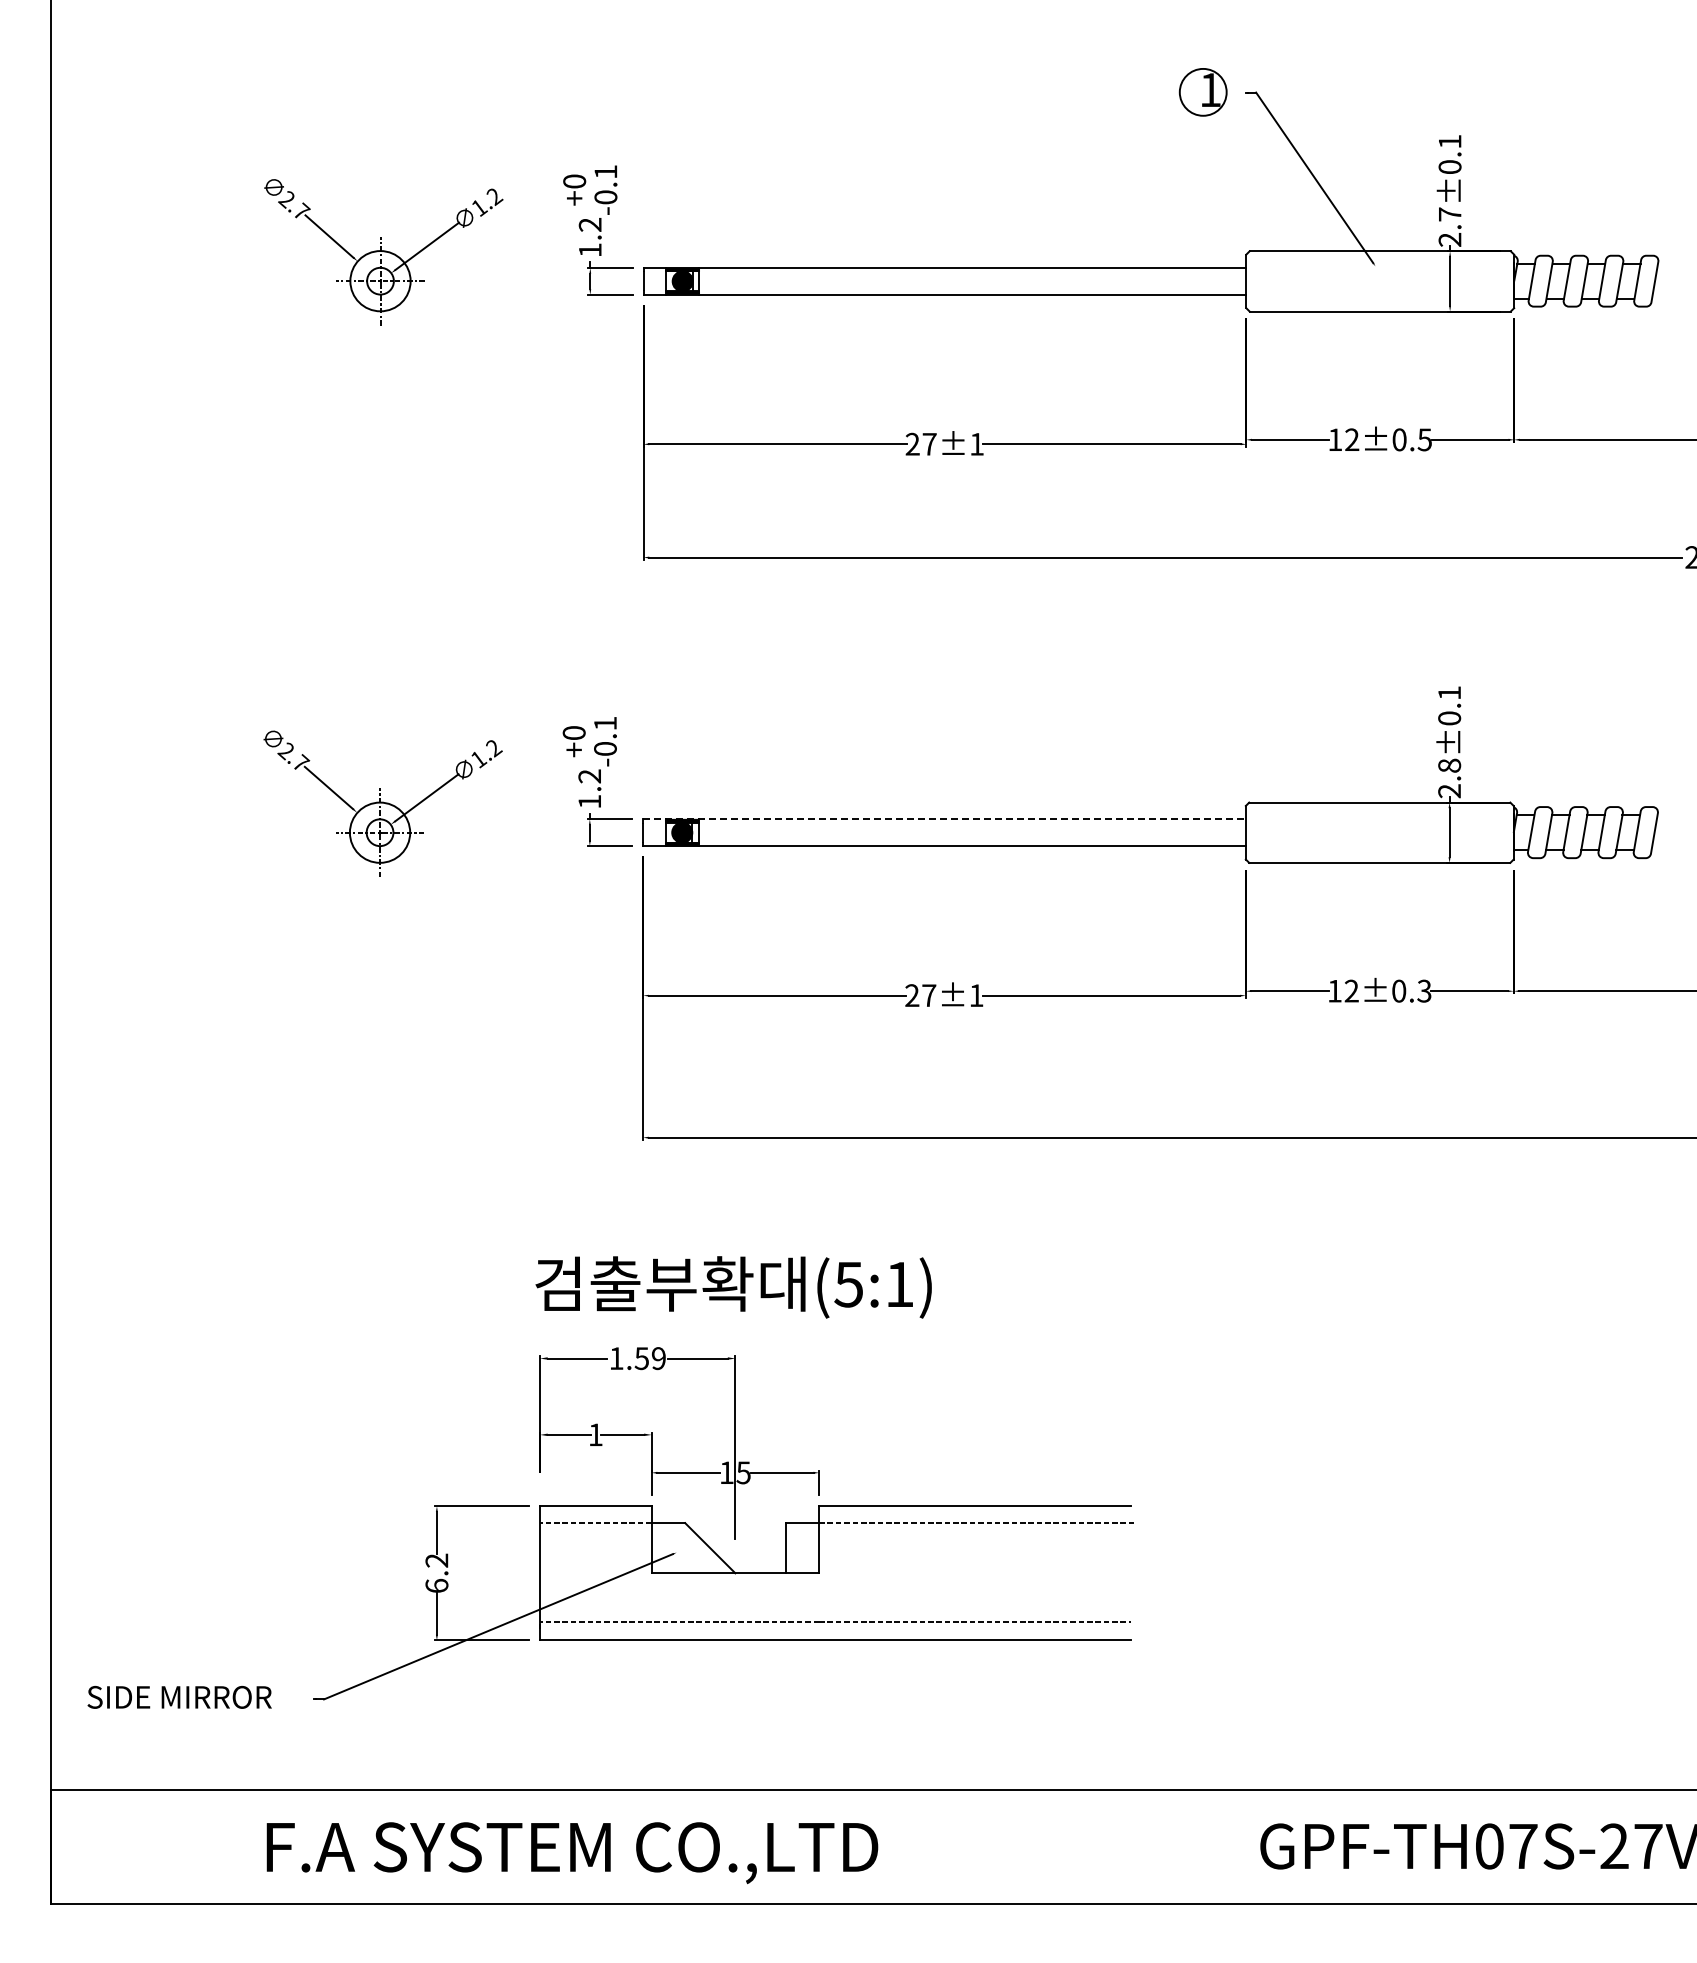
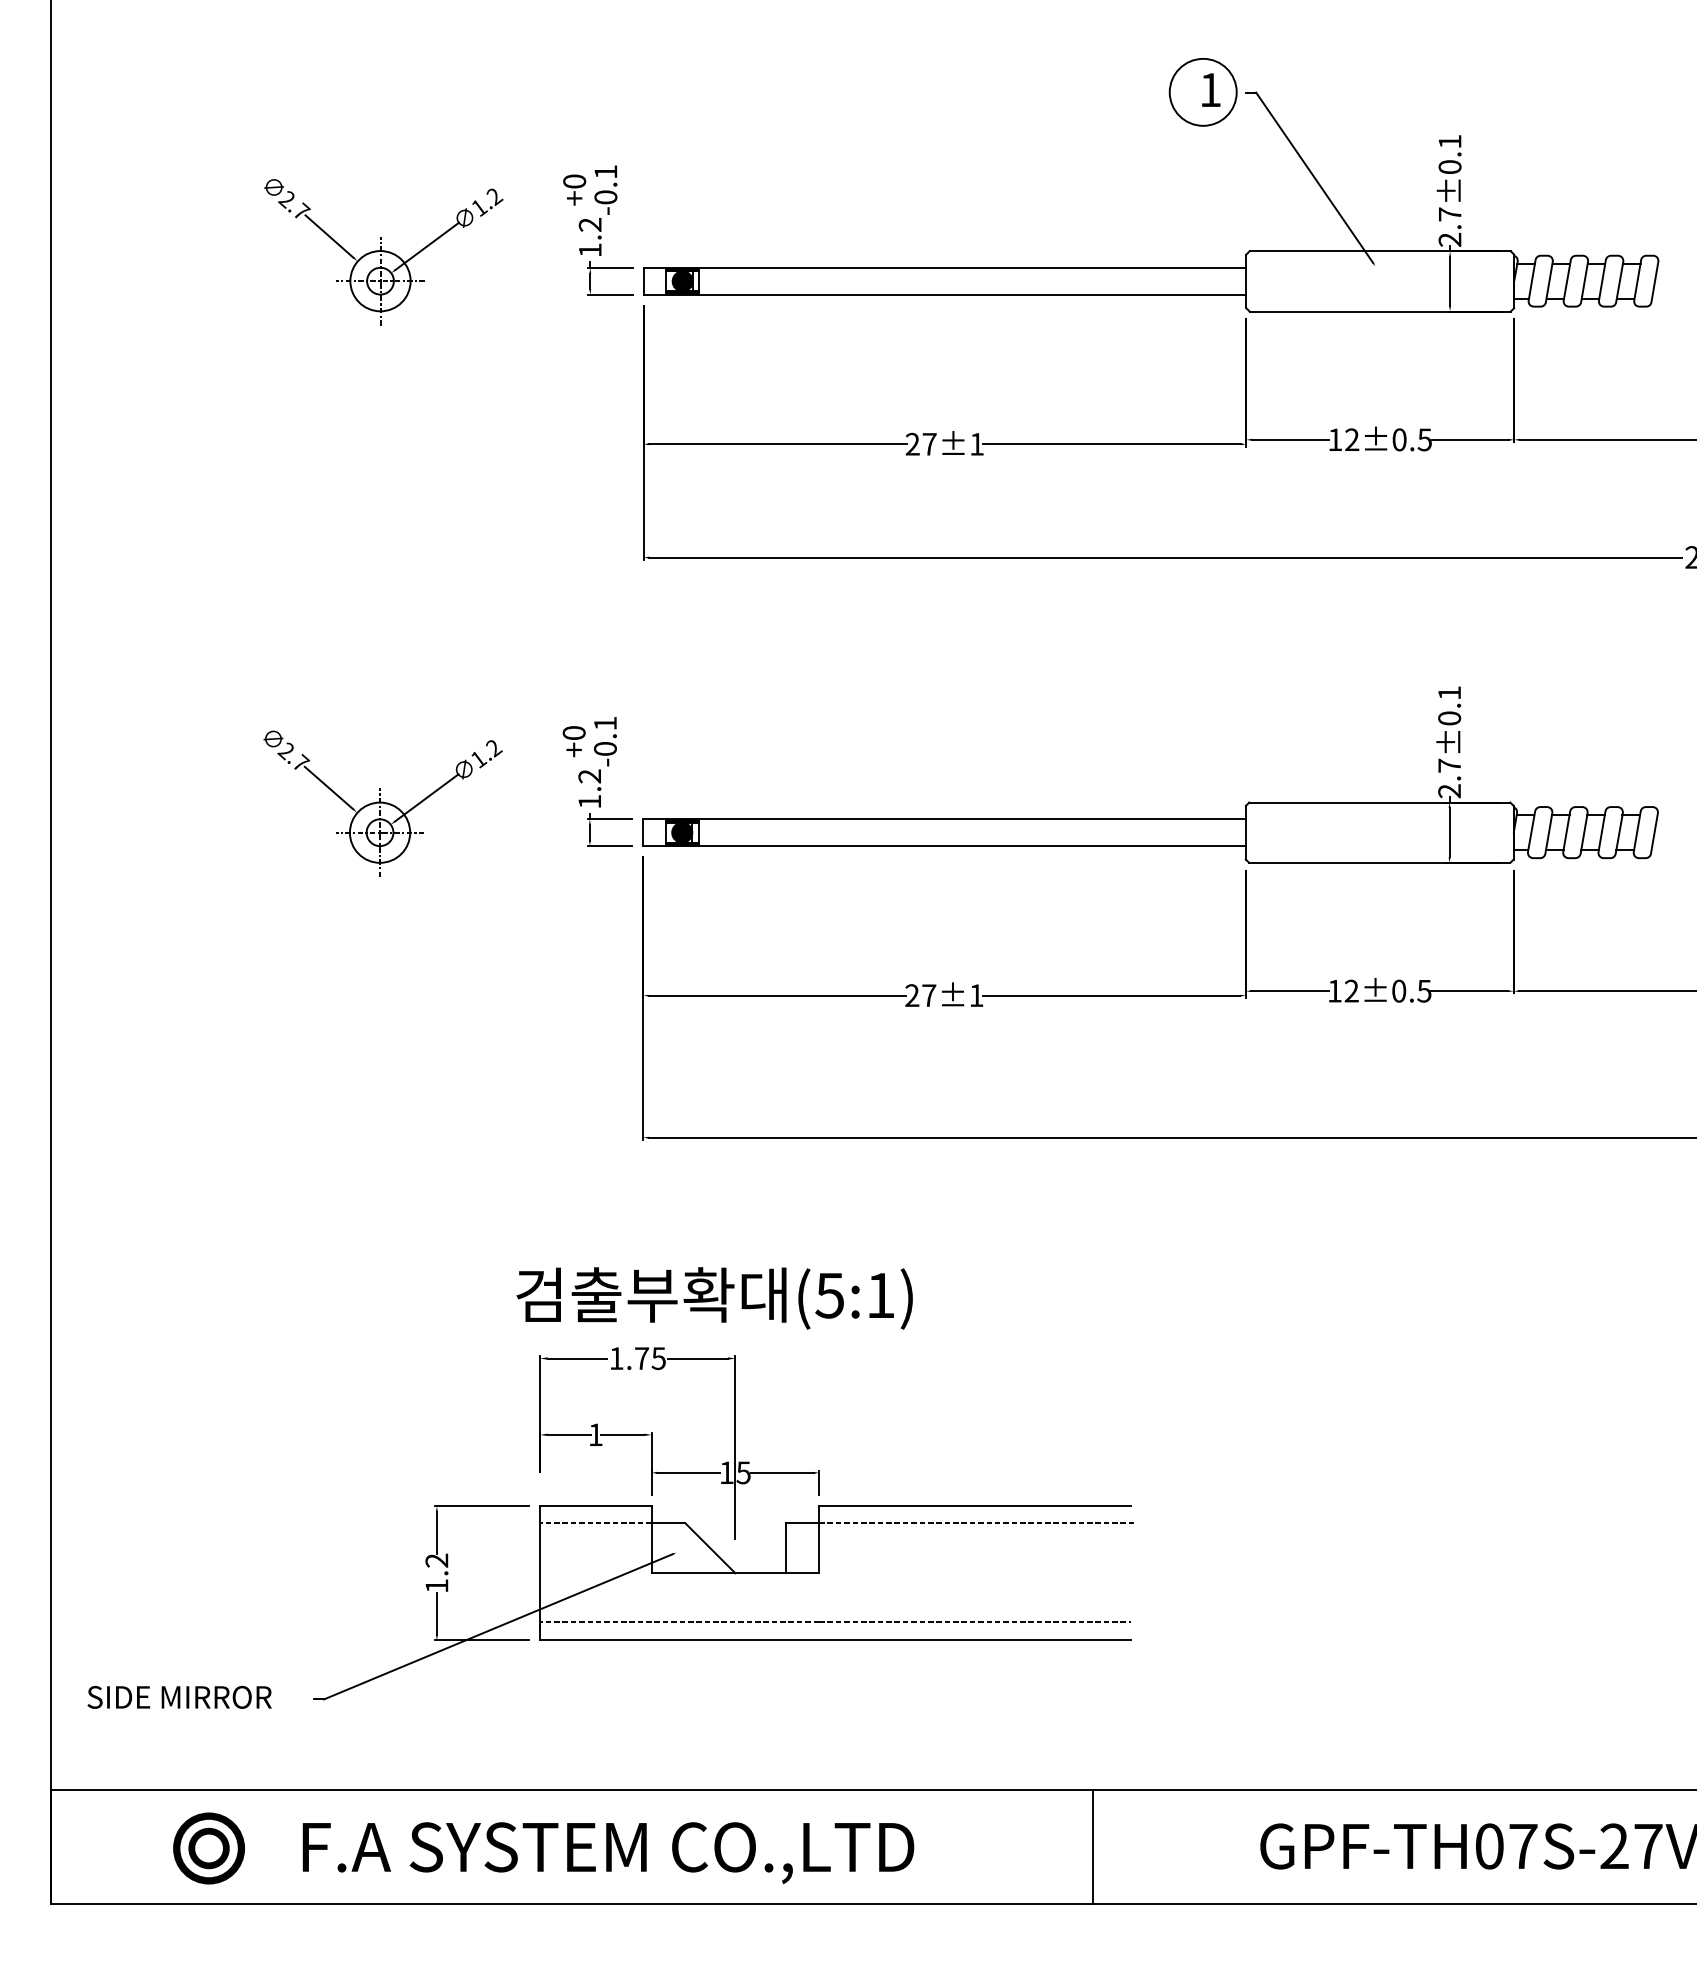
circle diameter: 47 px -> 67 px (1202, 91)
text: 2.8±0.1 -> 2.7±0.1 (1449, 765)
line: dashed -> solid (945, 819)
text: 12±0.3 -> 12±0.5 (1424, 990)
text position: (733, 1287) -> (714, 1298) (714, 1298)
text: 1.59 -> 1.75 (649, 1358)
text: 6.2 -> 1.2 (436, 1585)
line: none -> present (1092, 1846)
part: none -> present (208, 1848)
text position: (572, 1853) -> (608, 1853) (608, 1853)
